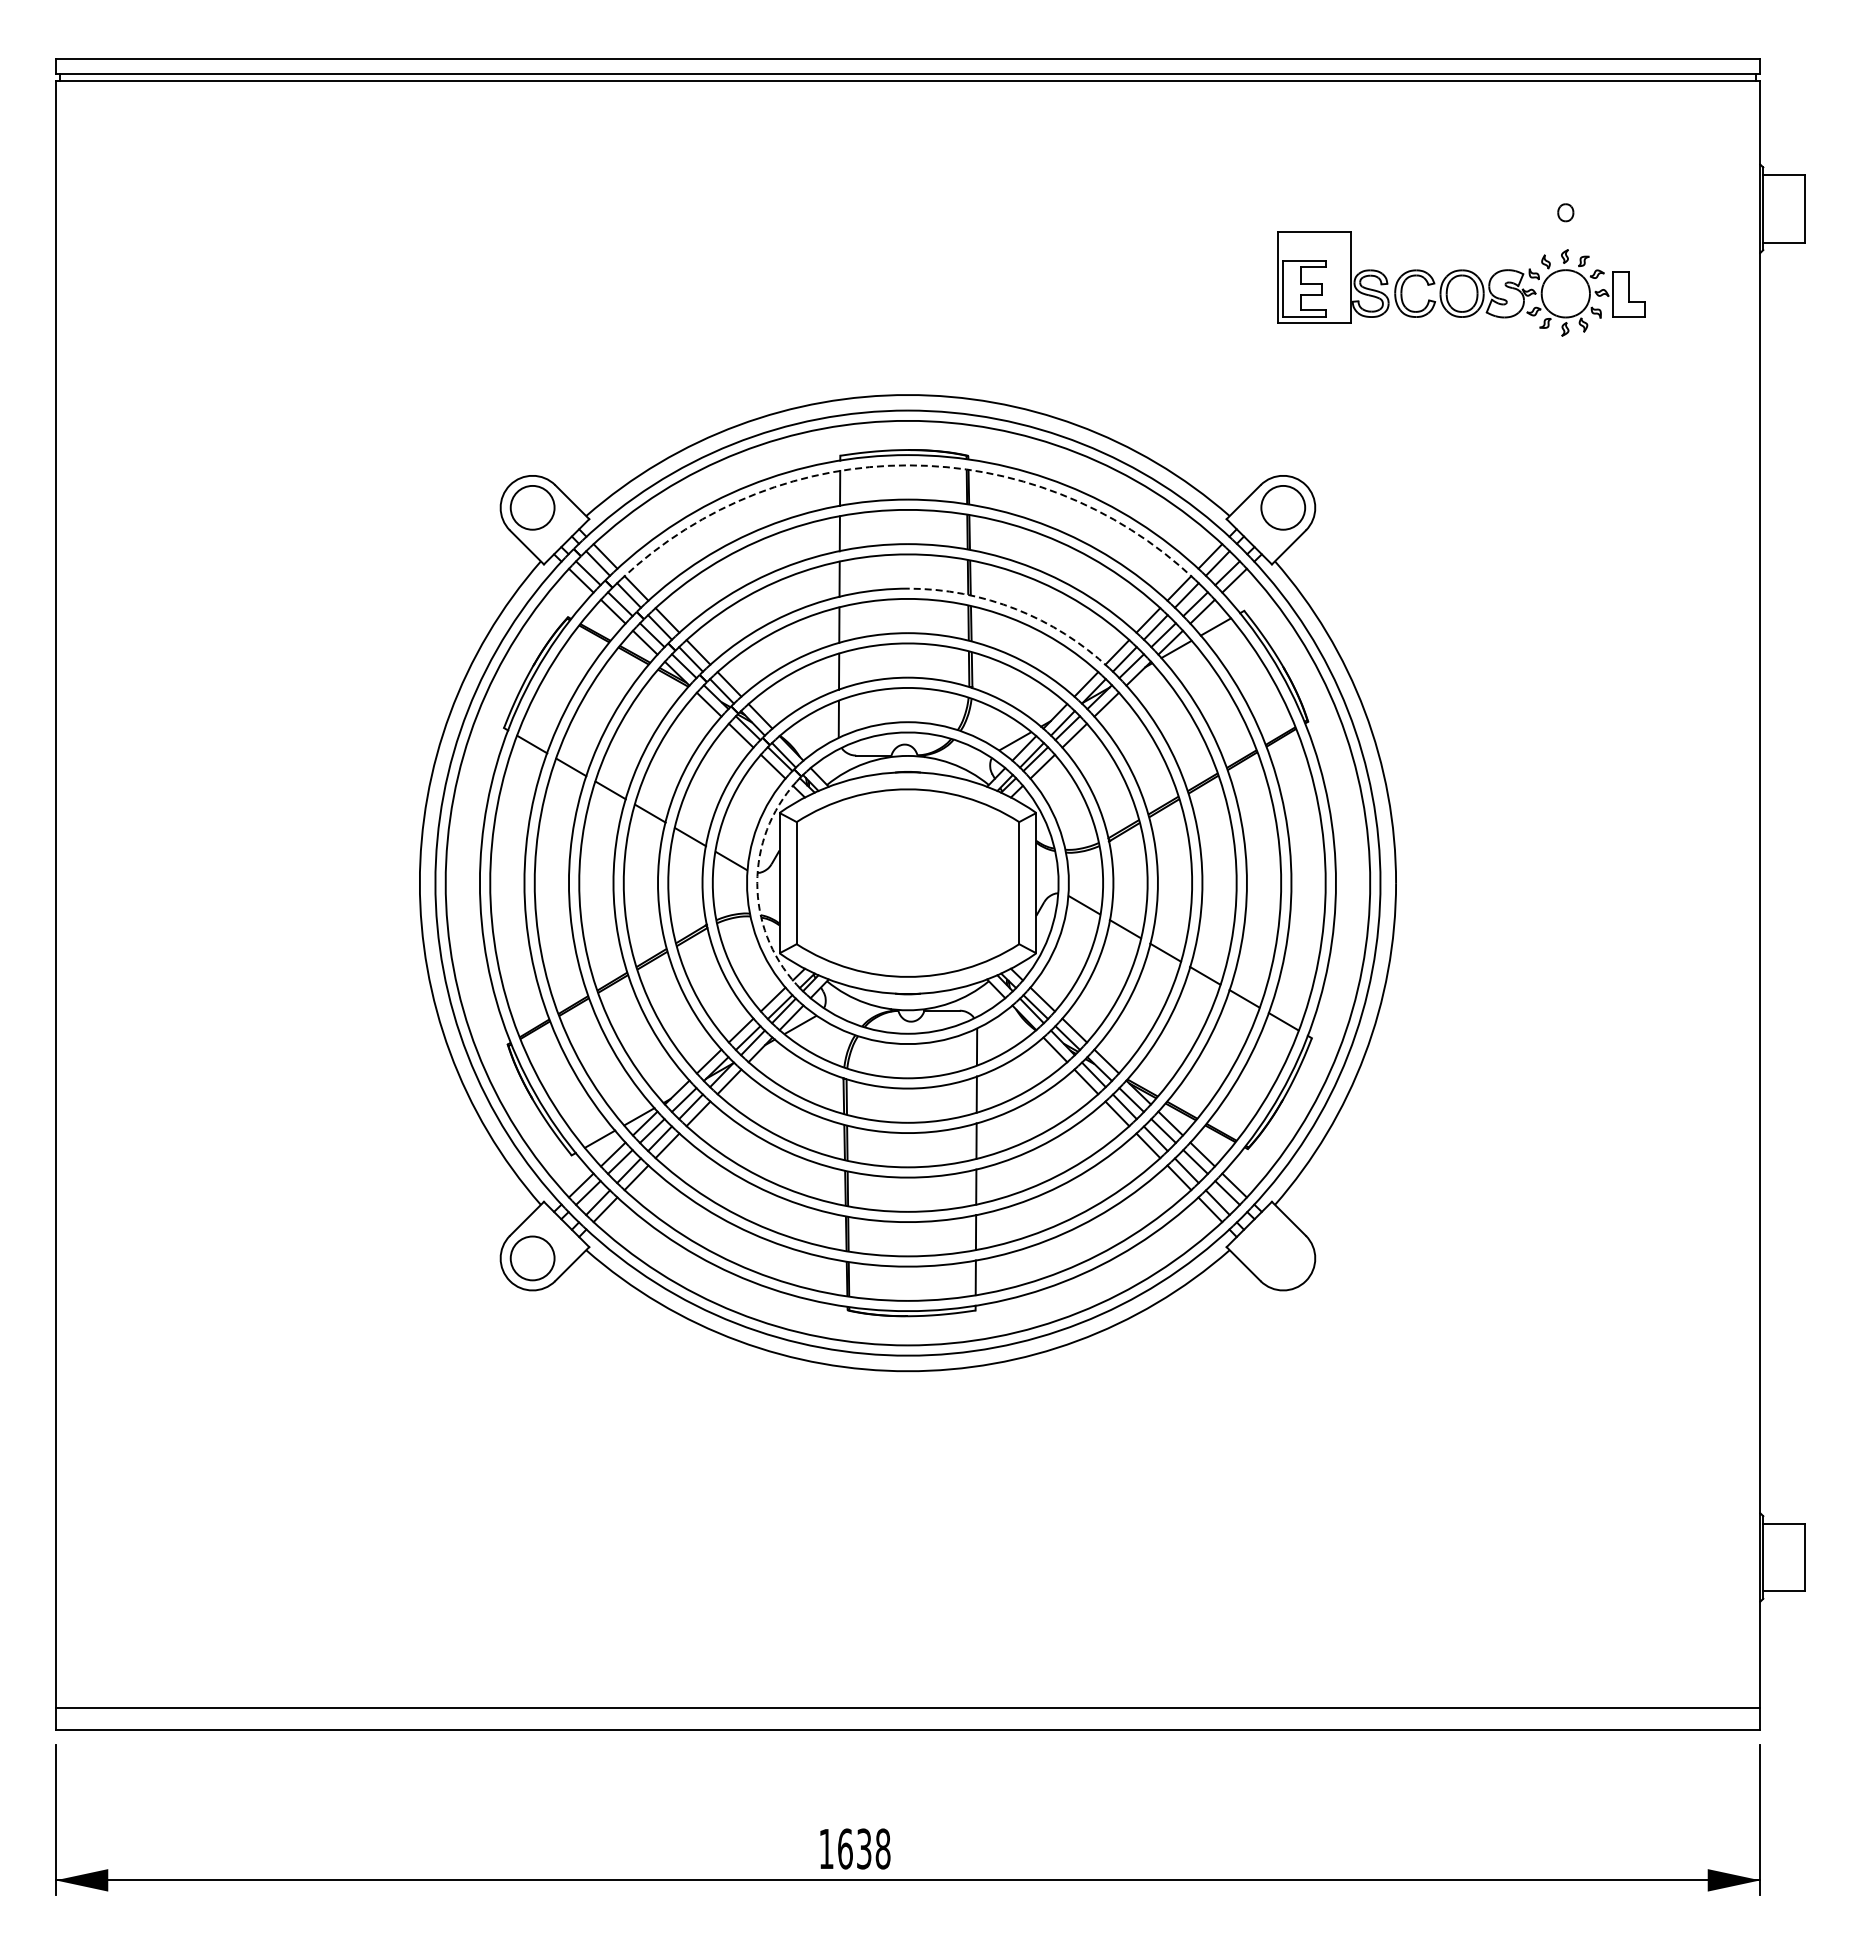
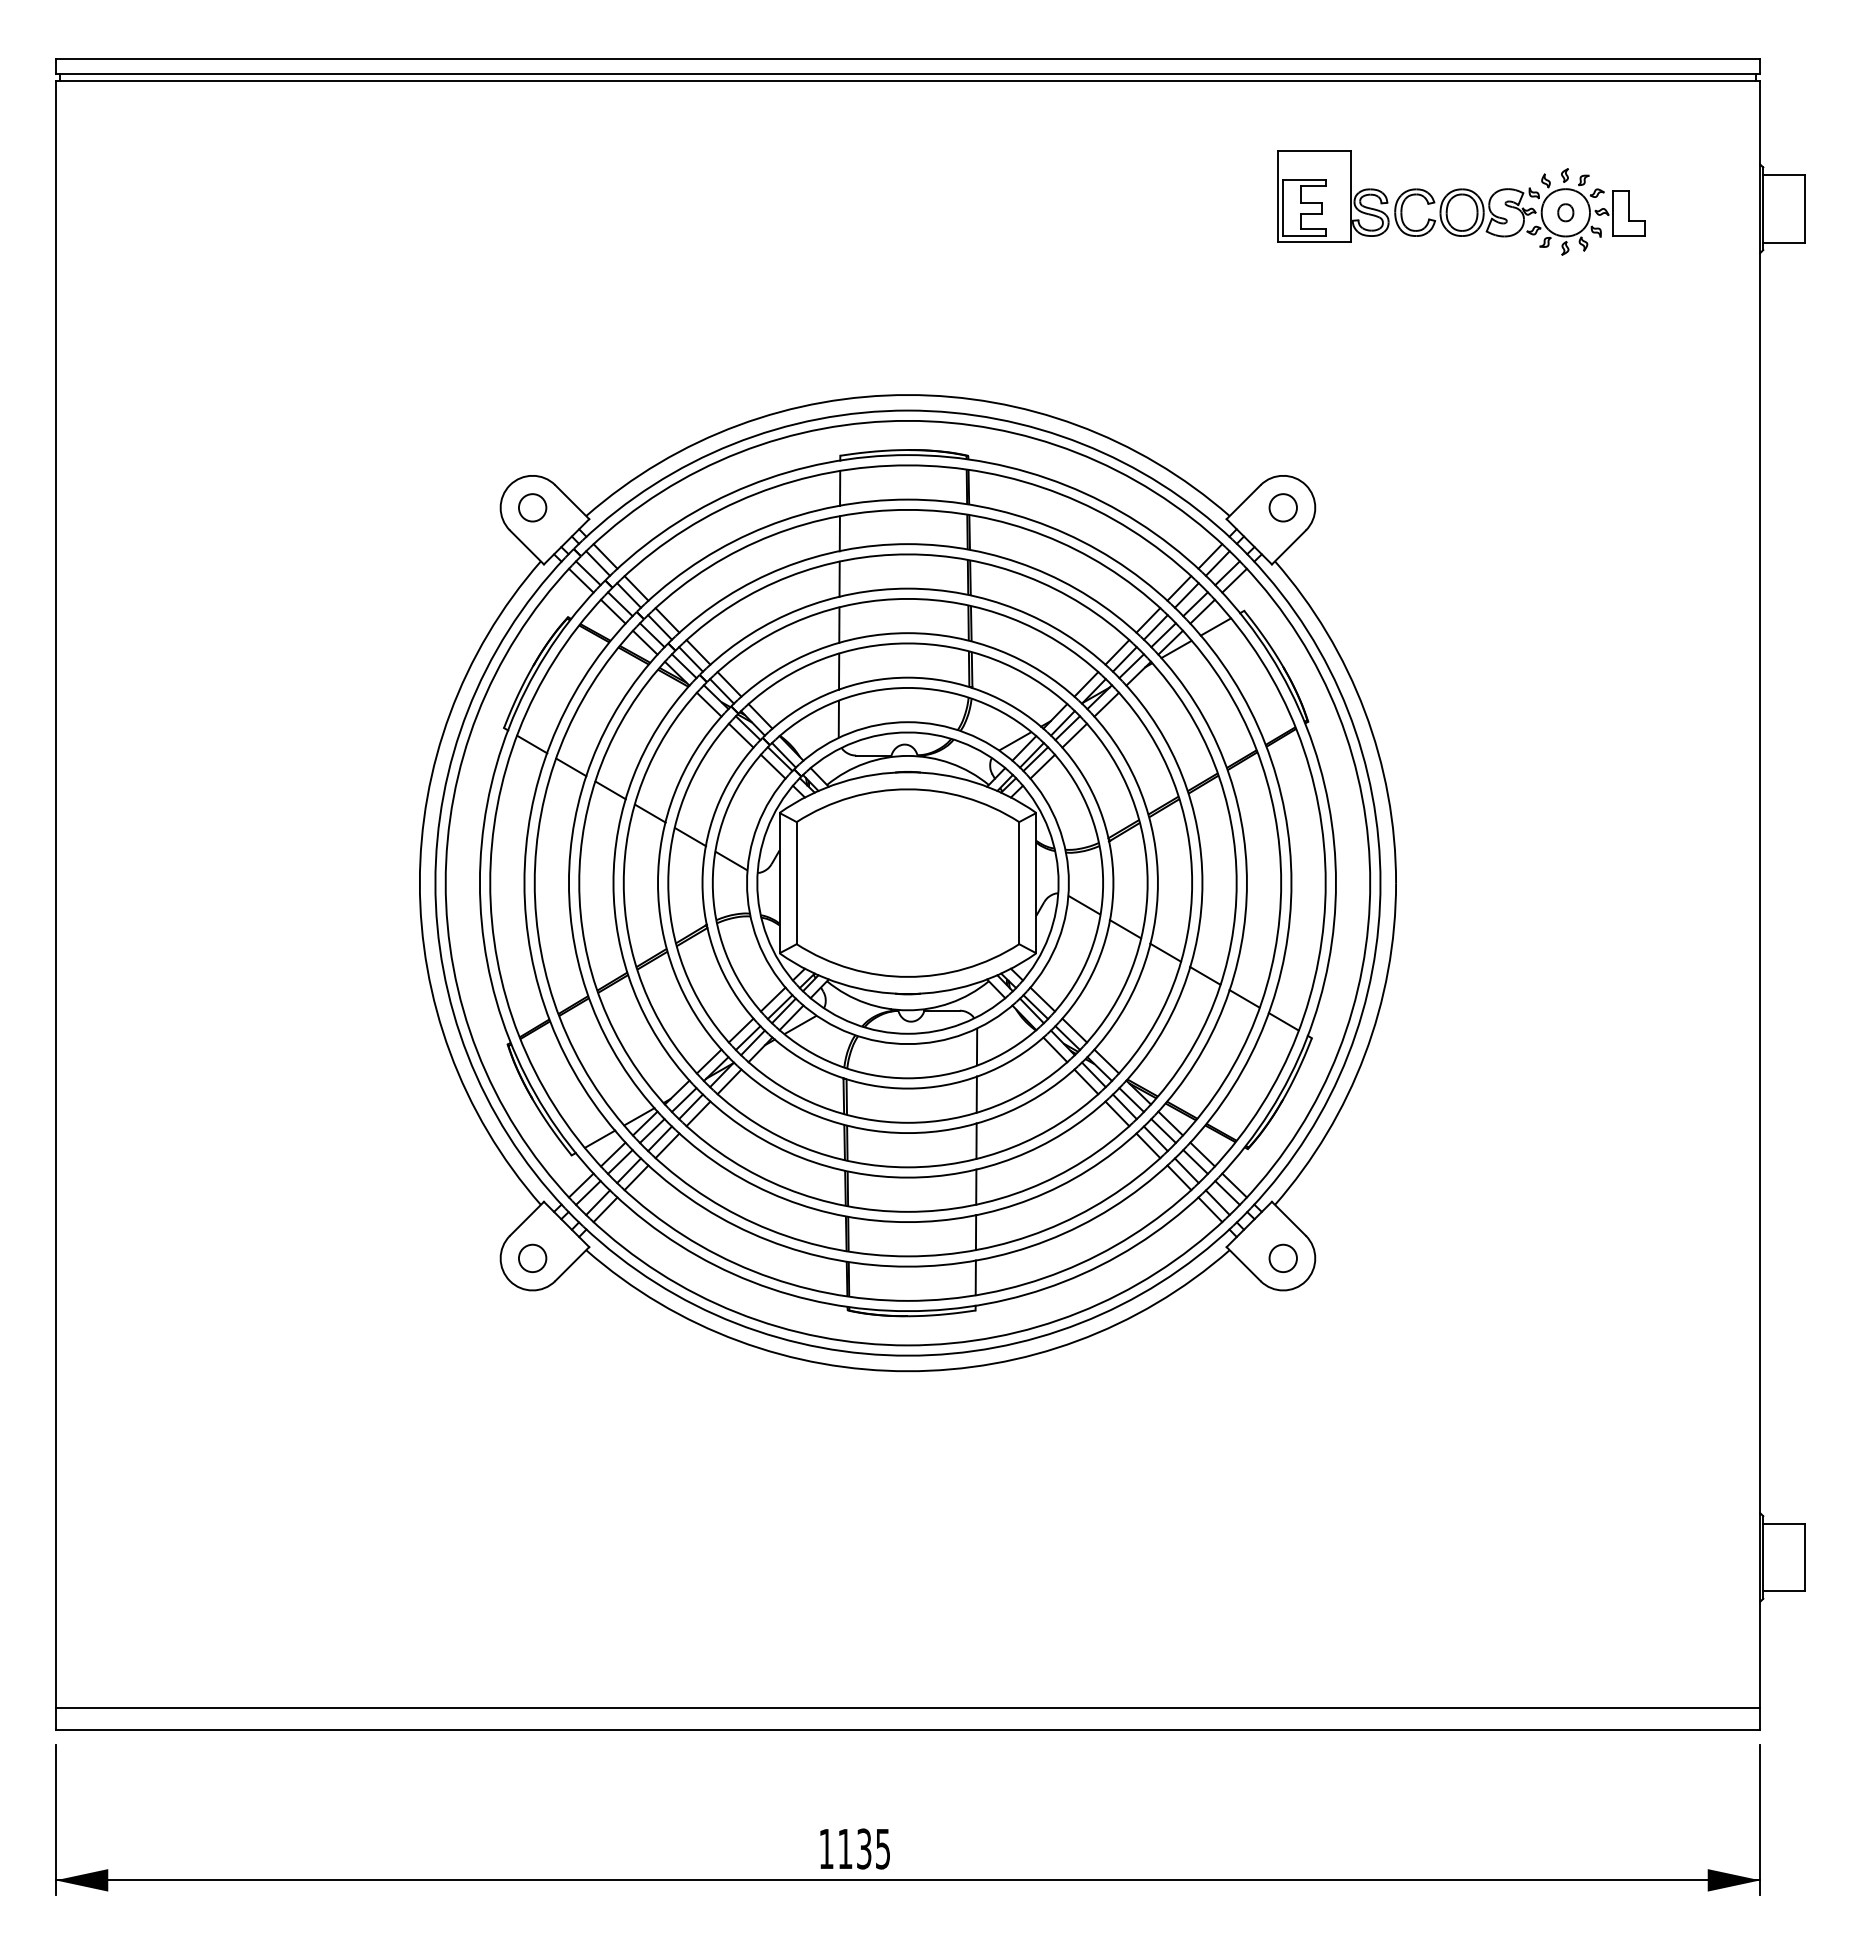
part position: (1461, 283) -> (1461, 202) (1461, 202)
arc: dashed -> solid (908, 465)
circle diameter: 44 px -> 27 px (532, 507)
circle diameter: 44 px -> 27 px (1282, 507)
arc: dashed -> solid (1016, 609)
arc: dashed -> solid (757, 883)
circle: none -> present (1282, 1257)
circle diameter: 44 px -> 27 px (532, 1258)
text: 1638 -> 1135 (864, 1848)
